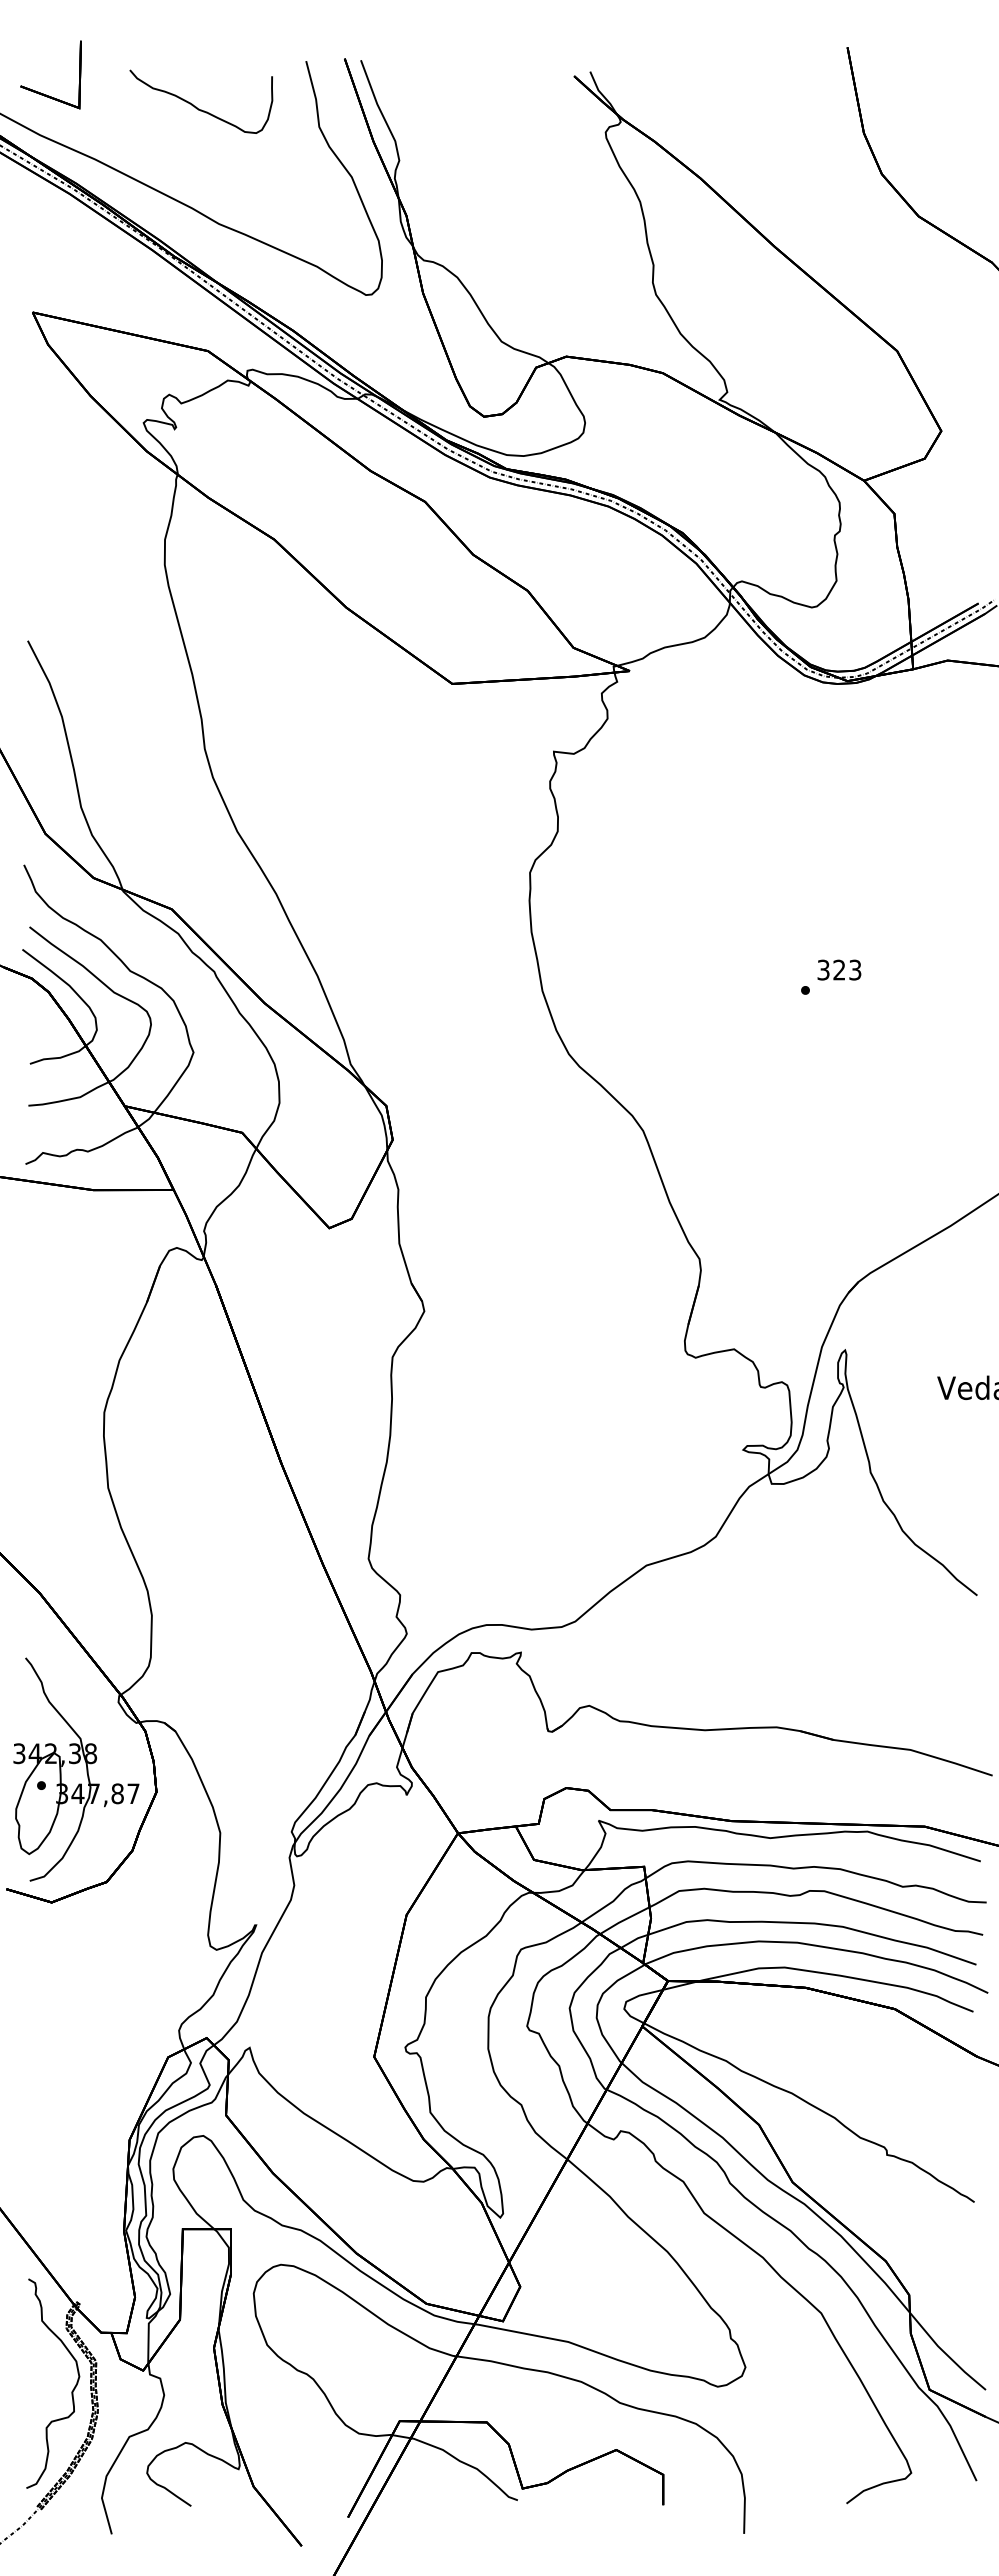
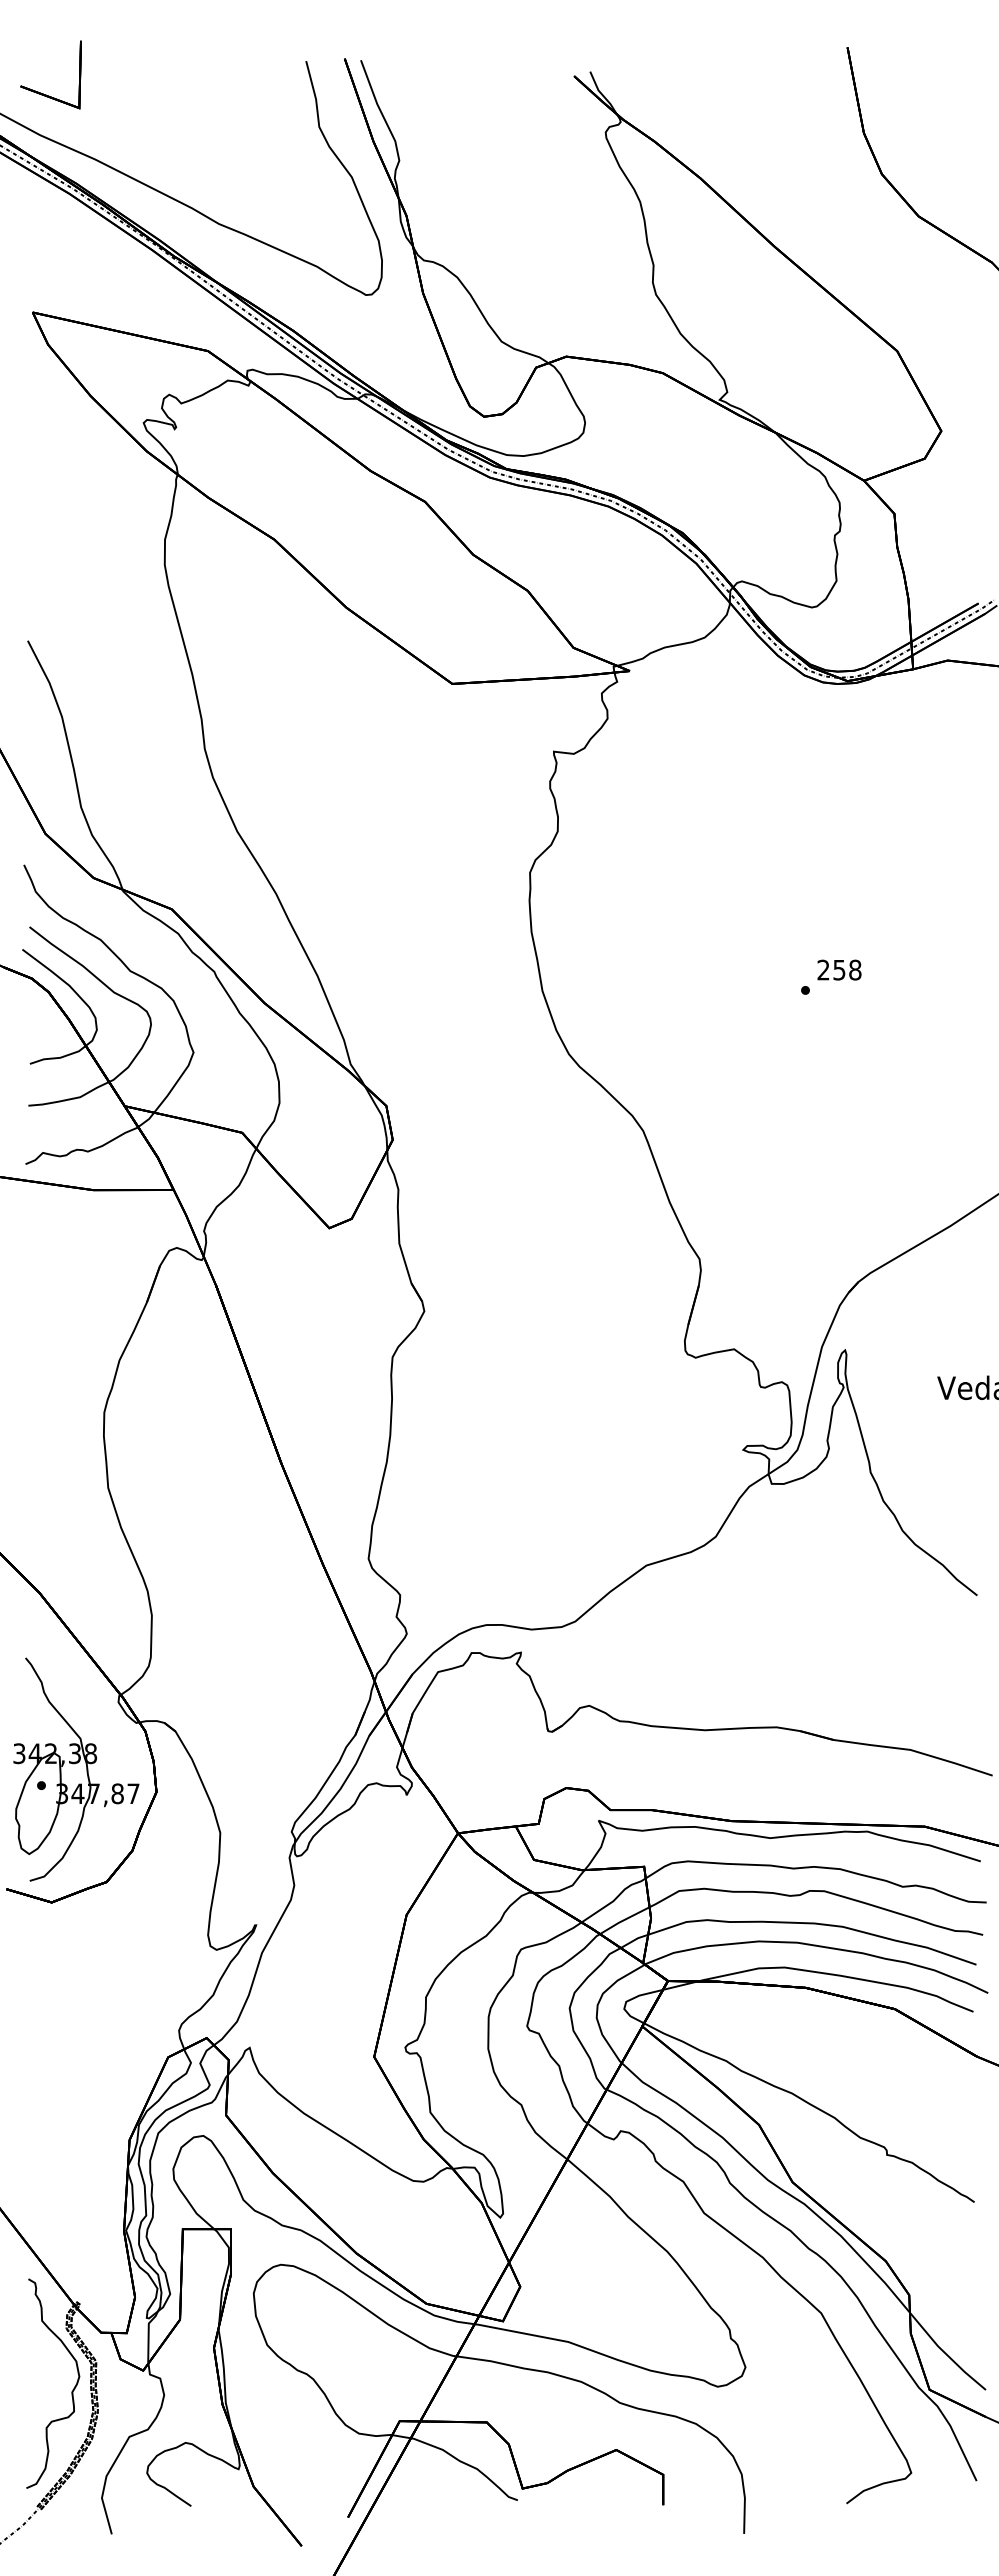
curve: present -> none (196, 106)
text: 323 -> 258 (839, 969)
